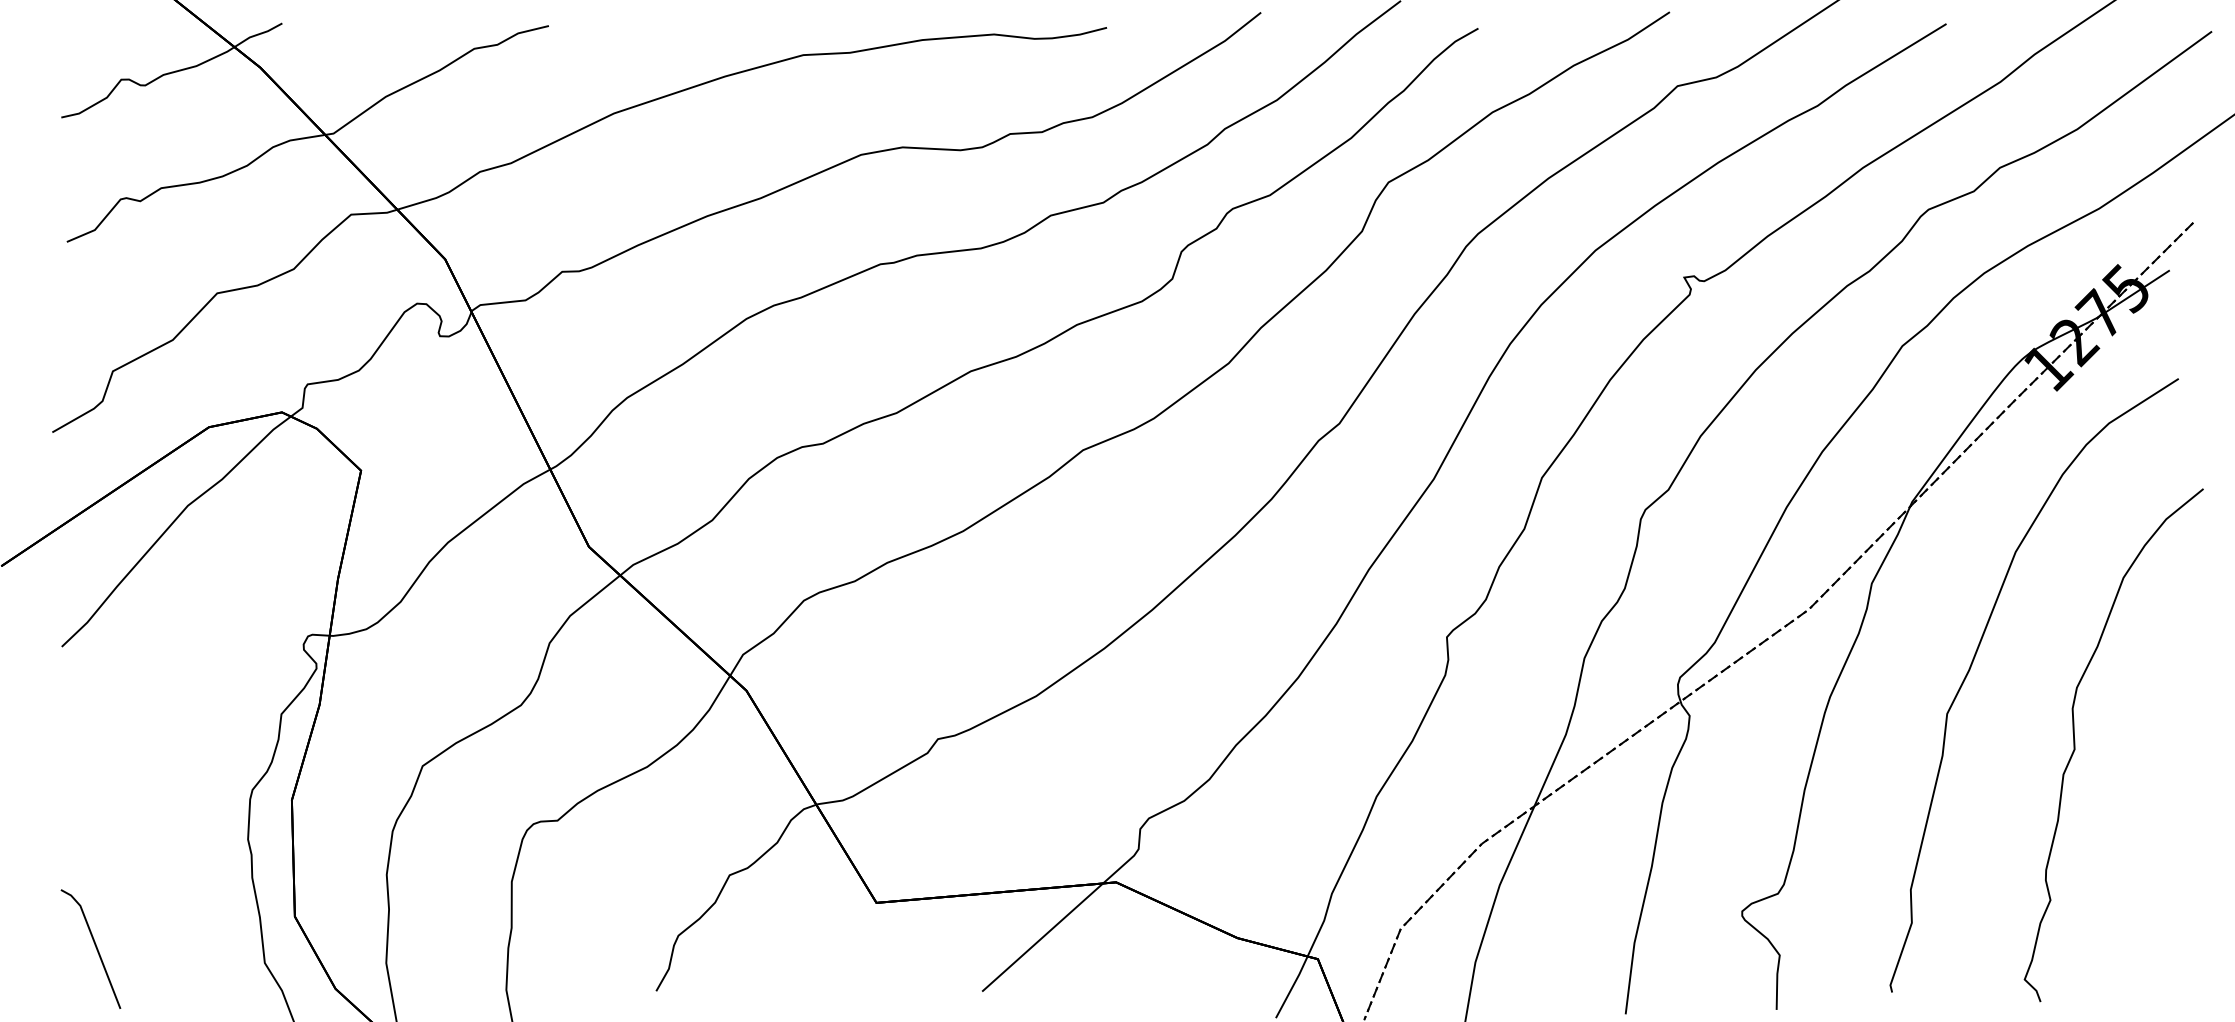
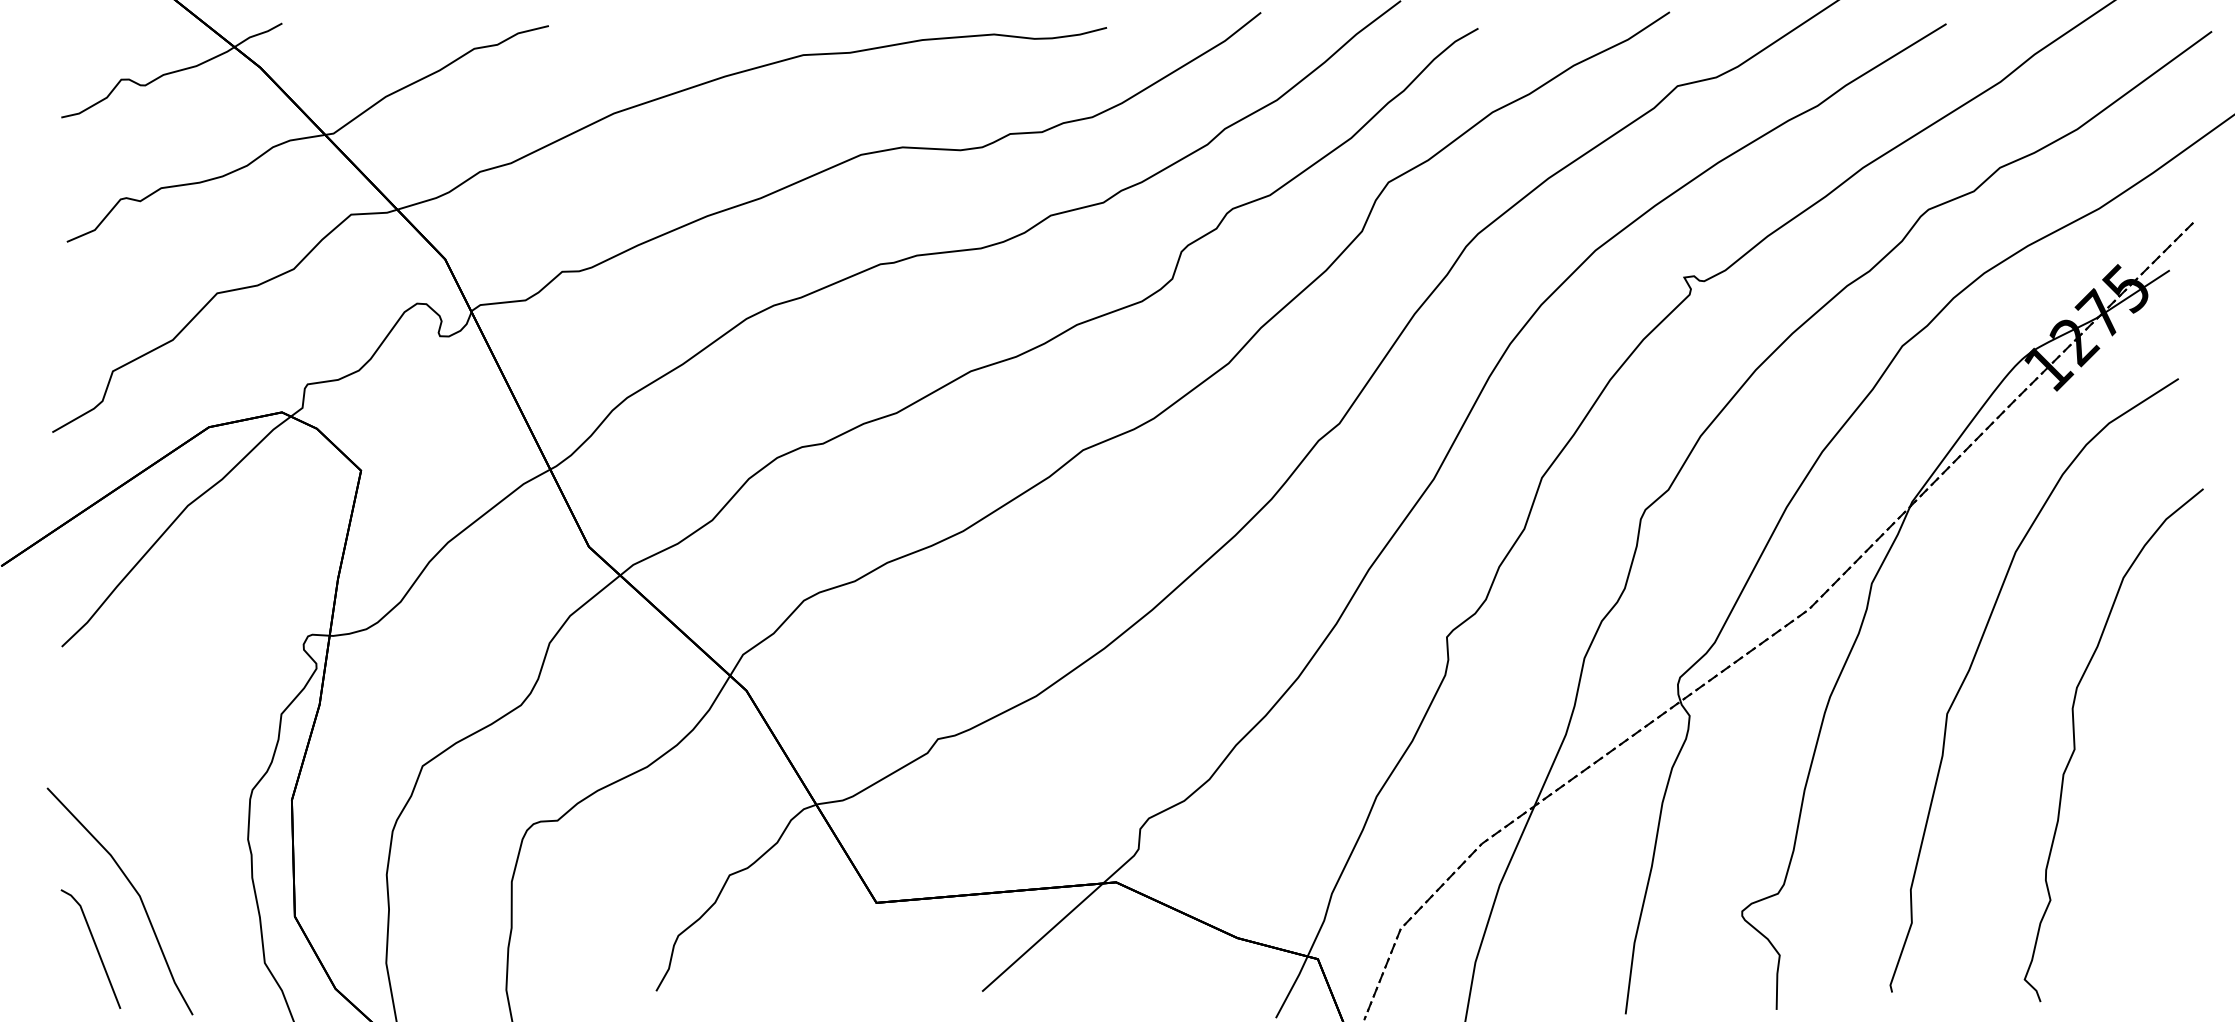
line: none -> present (134, 890)
